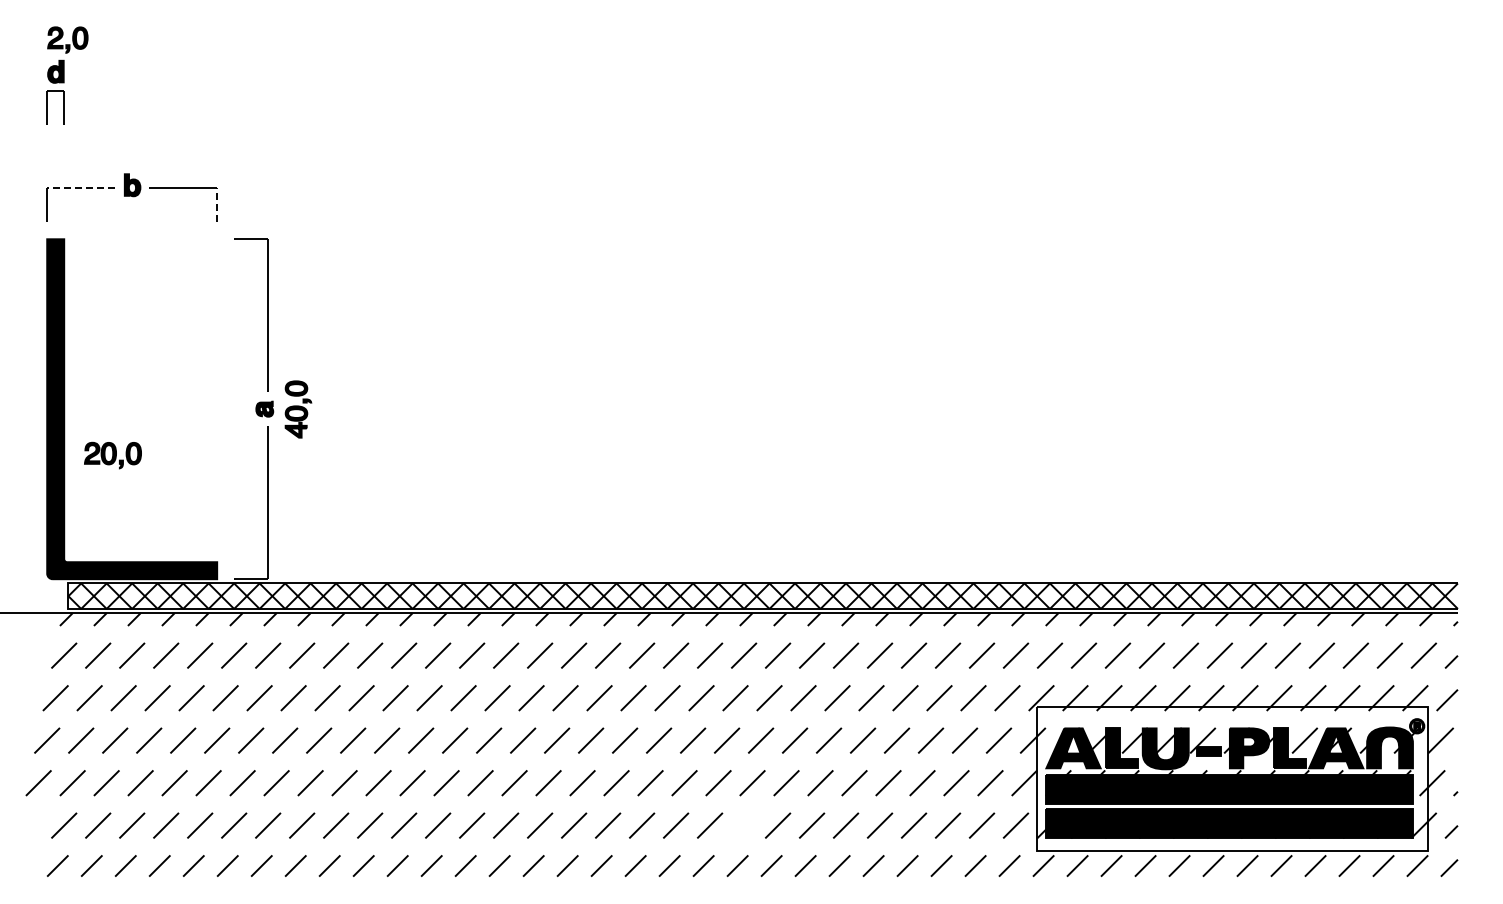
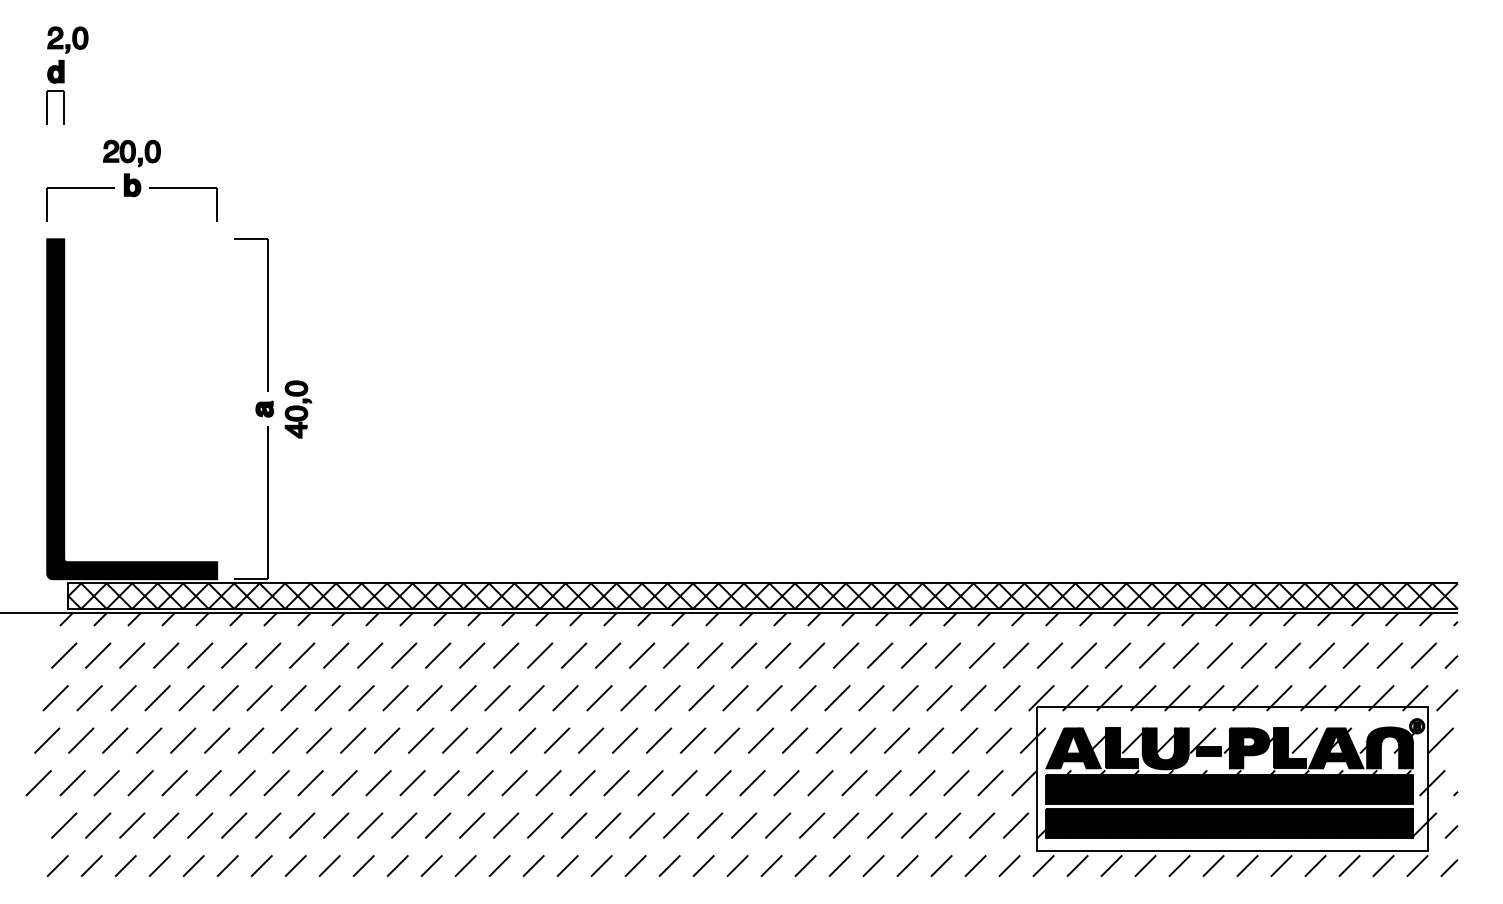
line: dashed -> solid (81, 188)
line: dashed -> solid (217, 205)
part position: (112, 455) -> (131, 153) (131, 153)
line: none -> present (743, 825)
